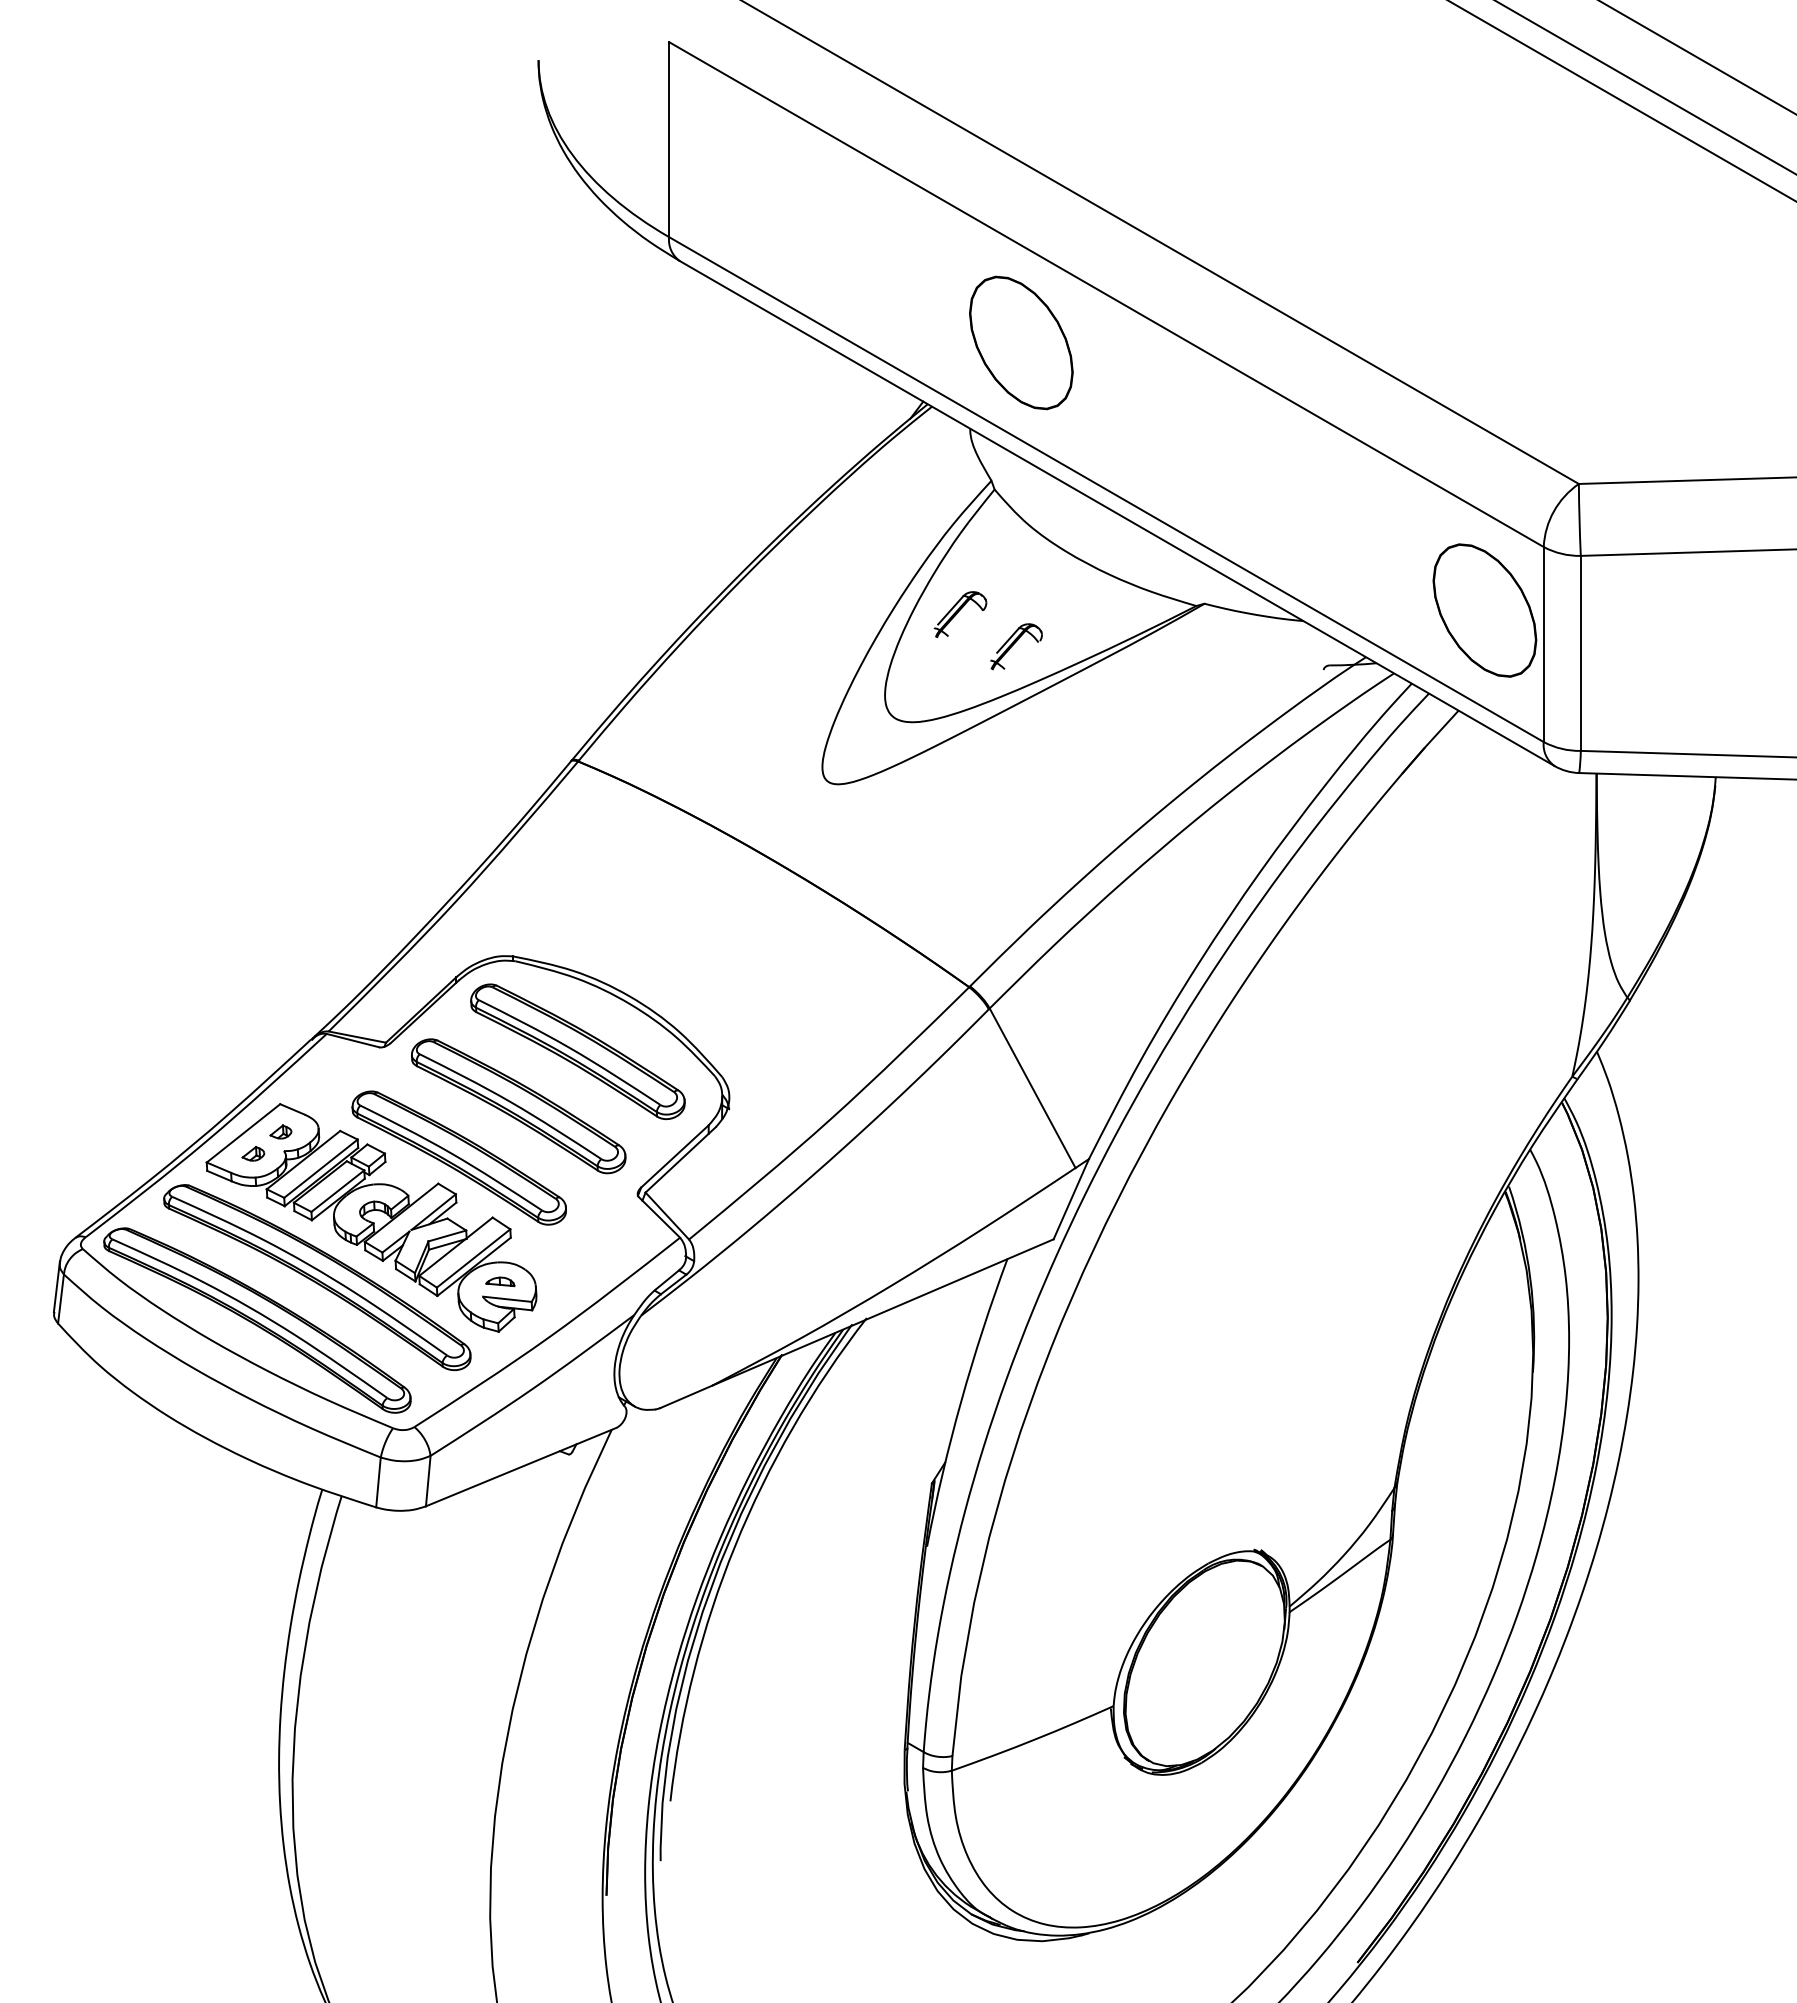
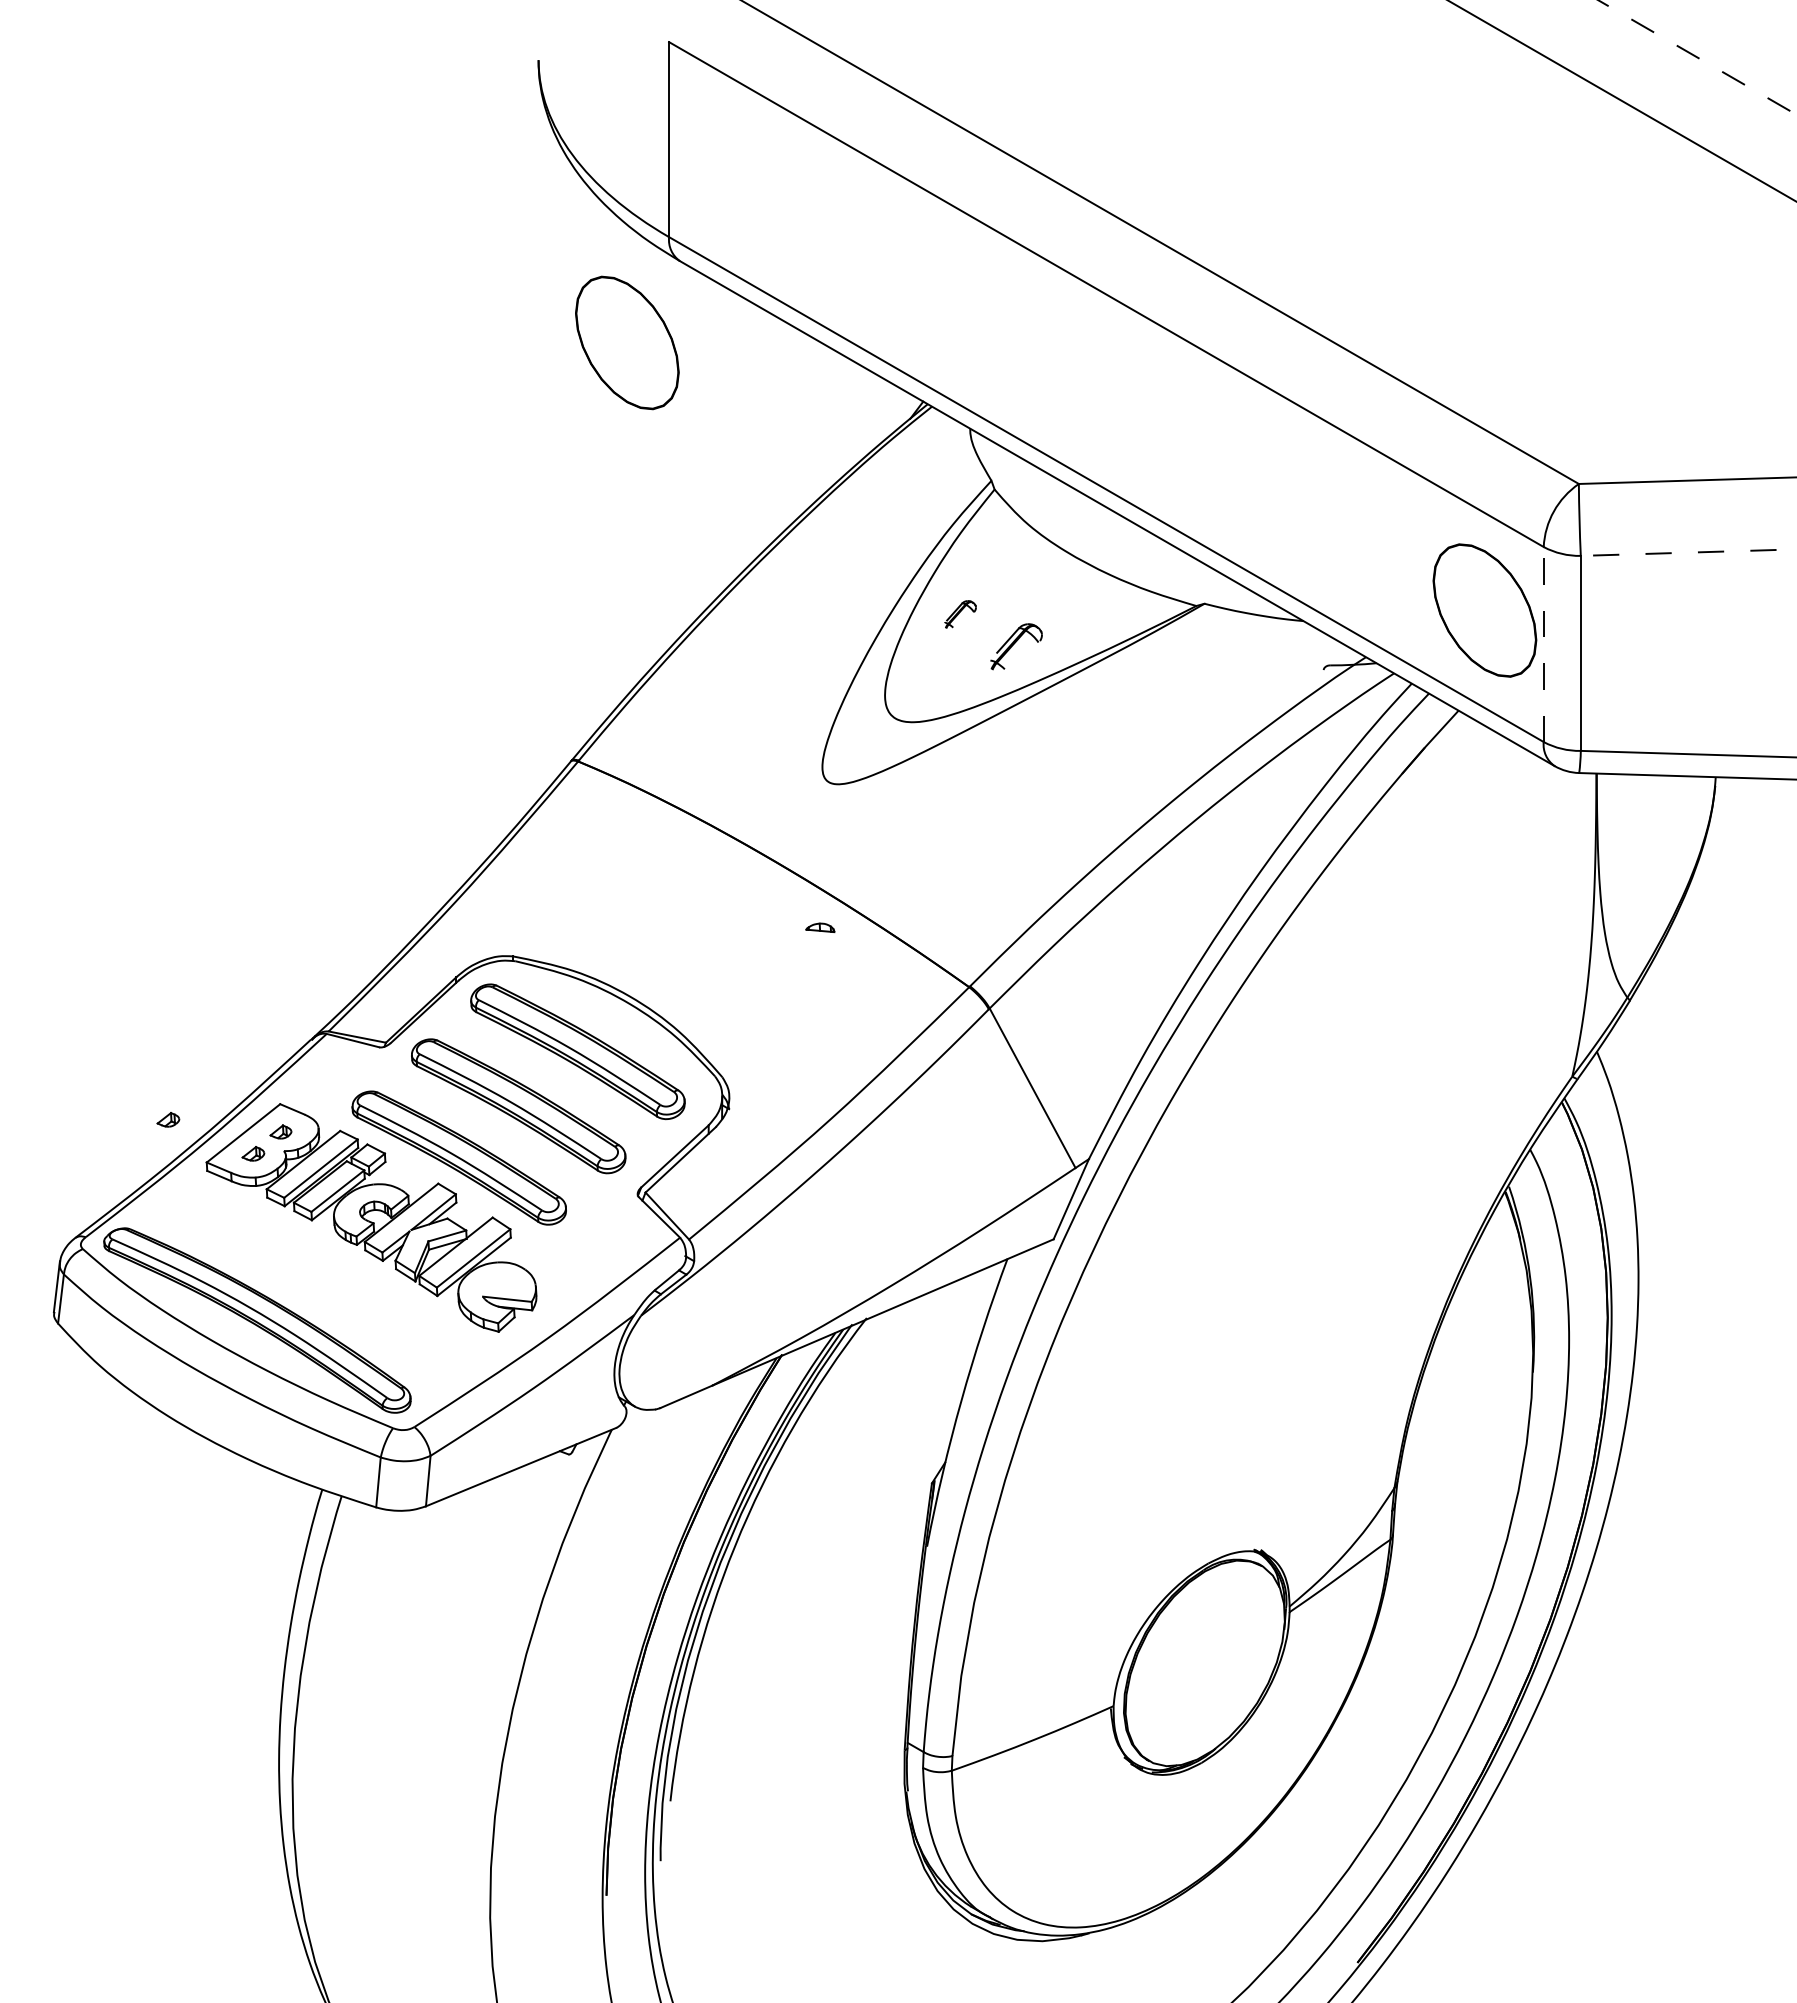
line: solid -> dashed (1698, 57)
line: present -> none (1645, 87)
part position: (1021, 342) -> (627, 342) (627, 342)
line: solid -> dashed (1688, 552)
part size: 55x47 px -> 33x29 px (960, 614)
line: solid -> dashed (1543, 644)
part: none -> present (168, 1119)
part: present -> none (317, 1277)
part position: (500, 1281) -> (820, 927) (820, 927)
